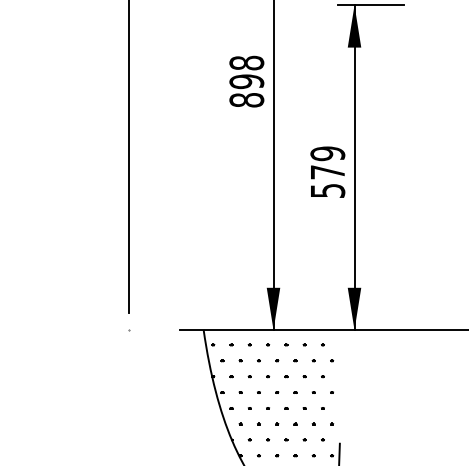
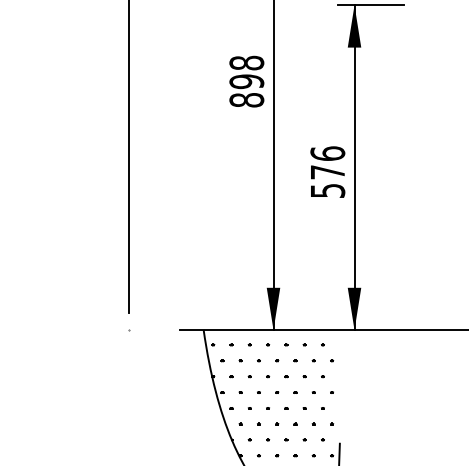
text: 579 -> 576 (327, 153)
